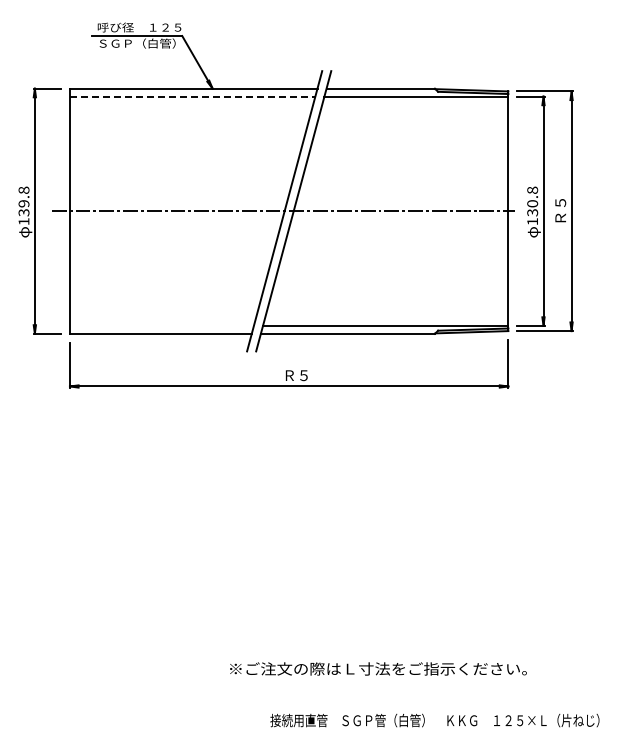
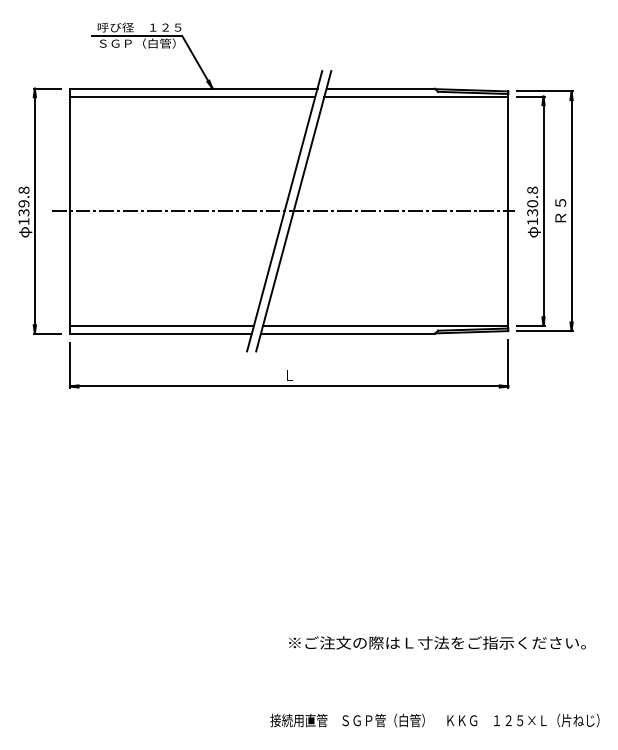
line: dashed -> solid (192, 96)
line: none -> present (161, 325)
text: Ｒ５ -> Ｌ (296, 375)
text position: (378, 668) -> (437, 642) (437, 642)
